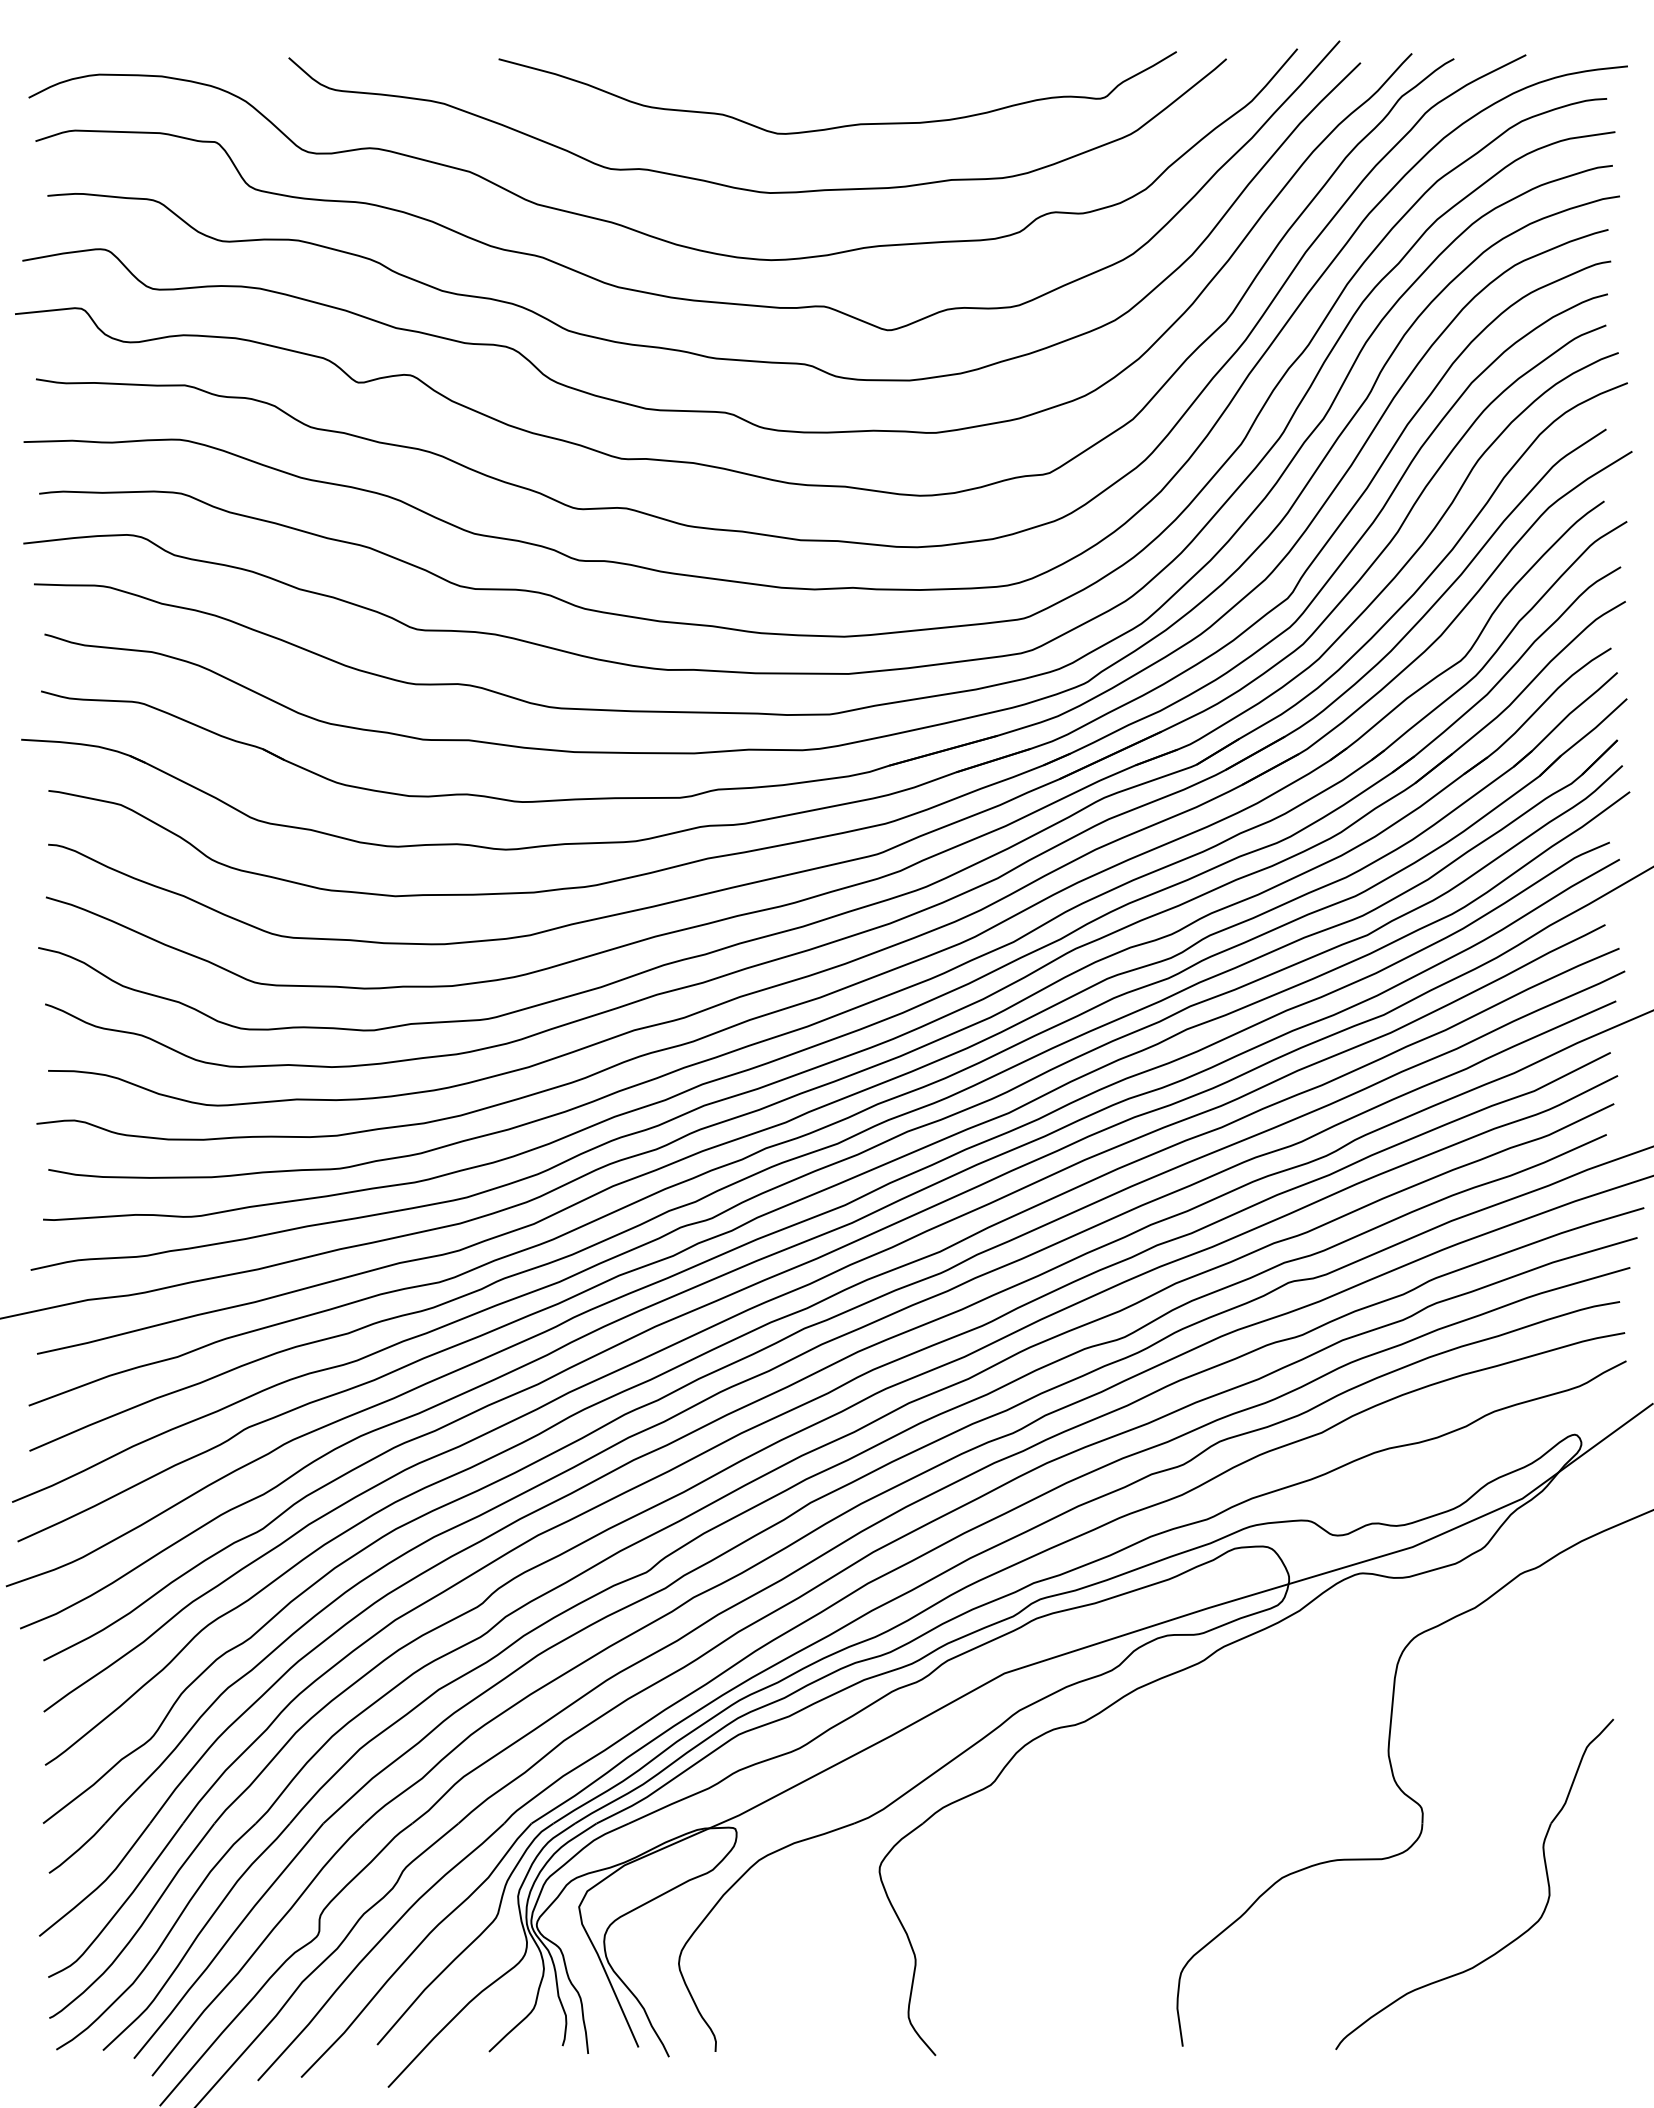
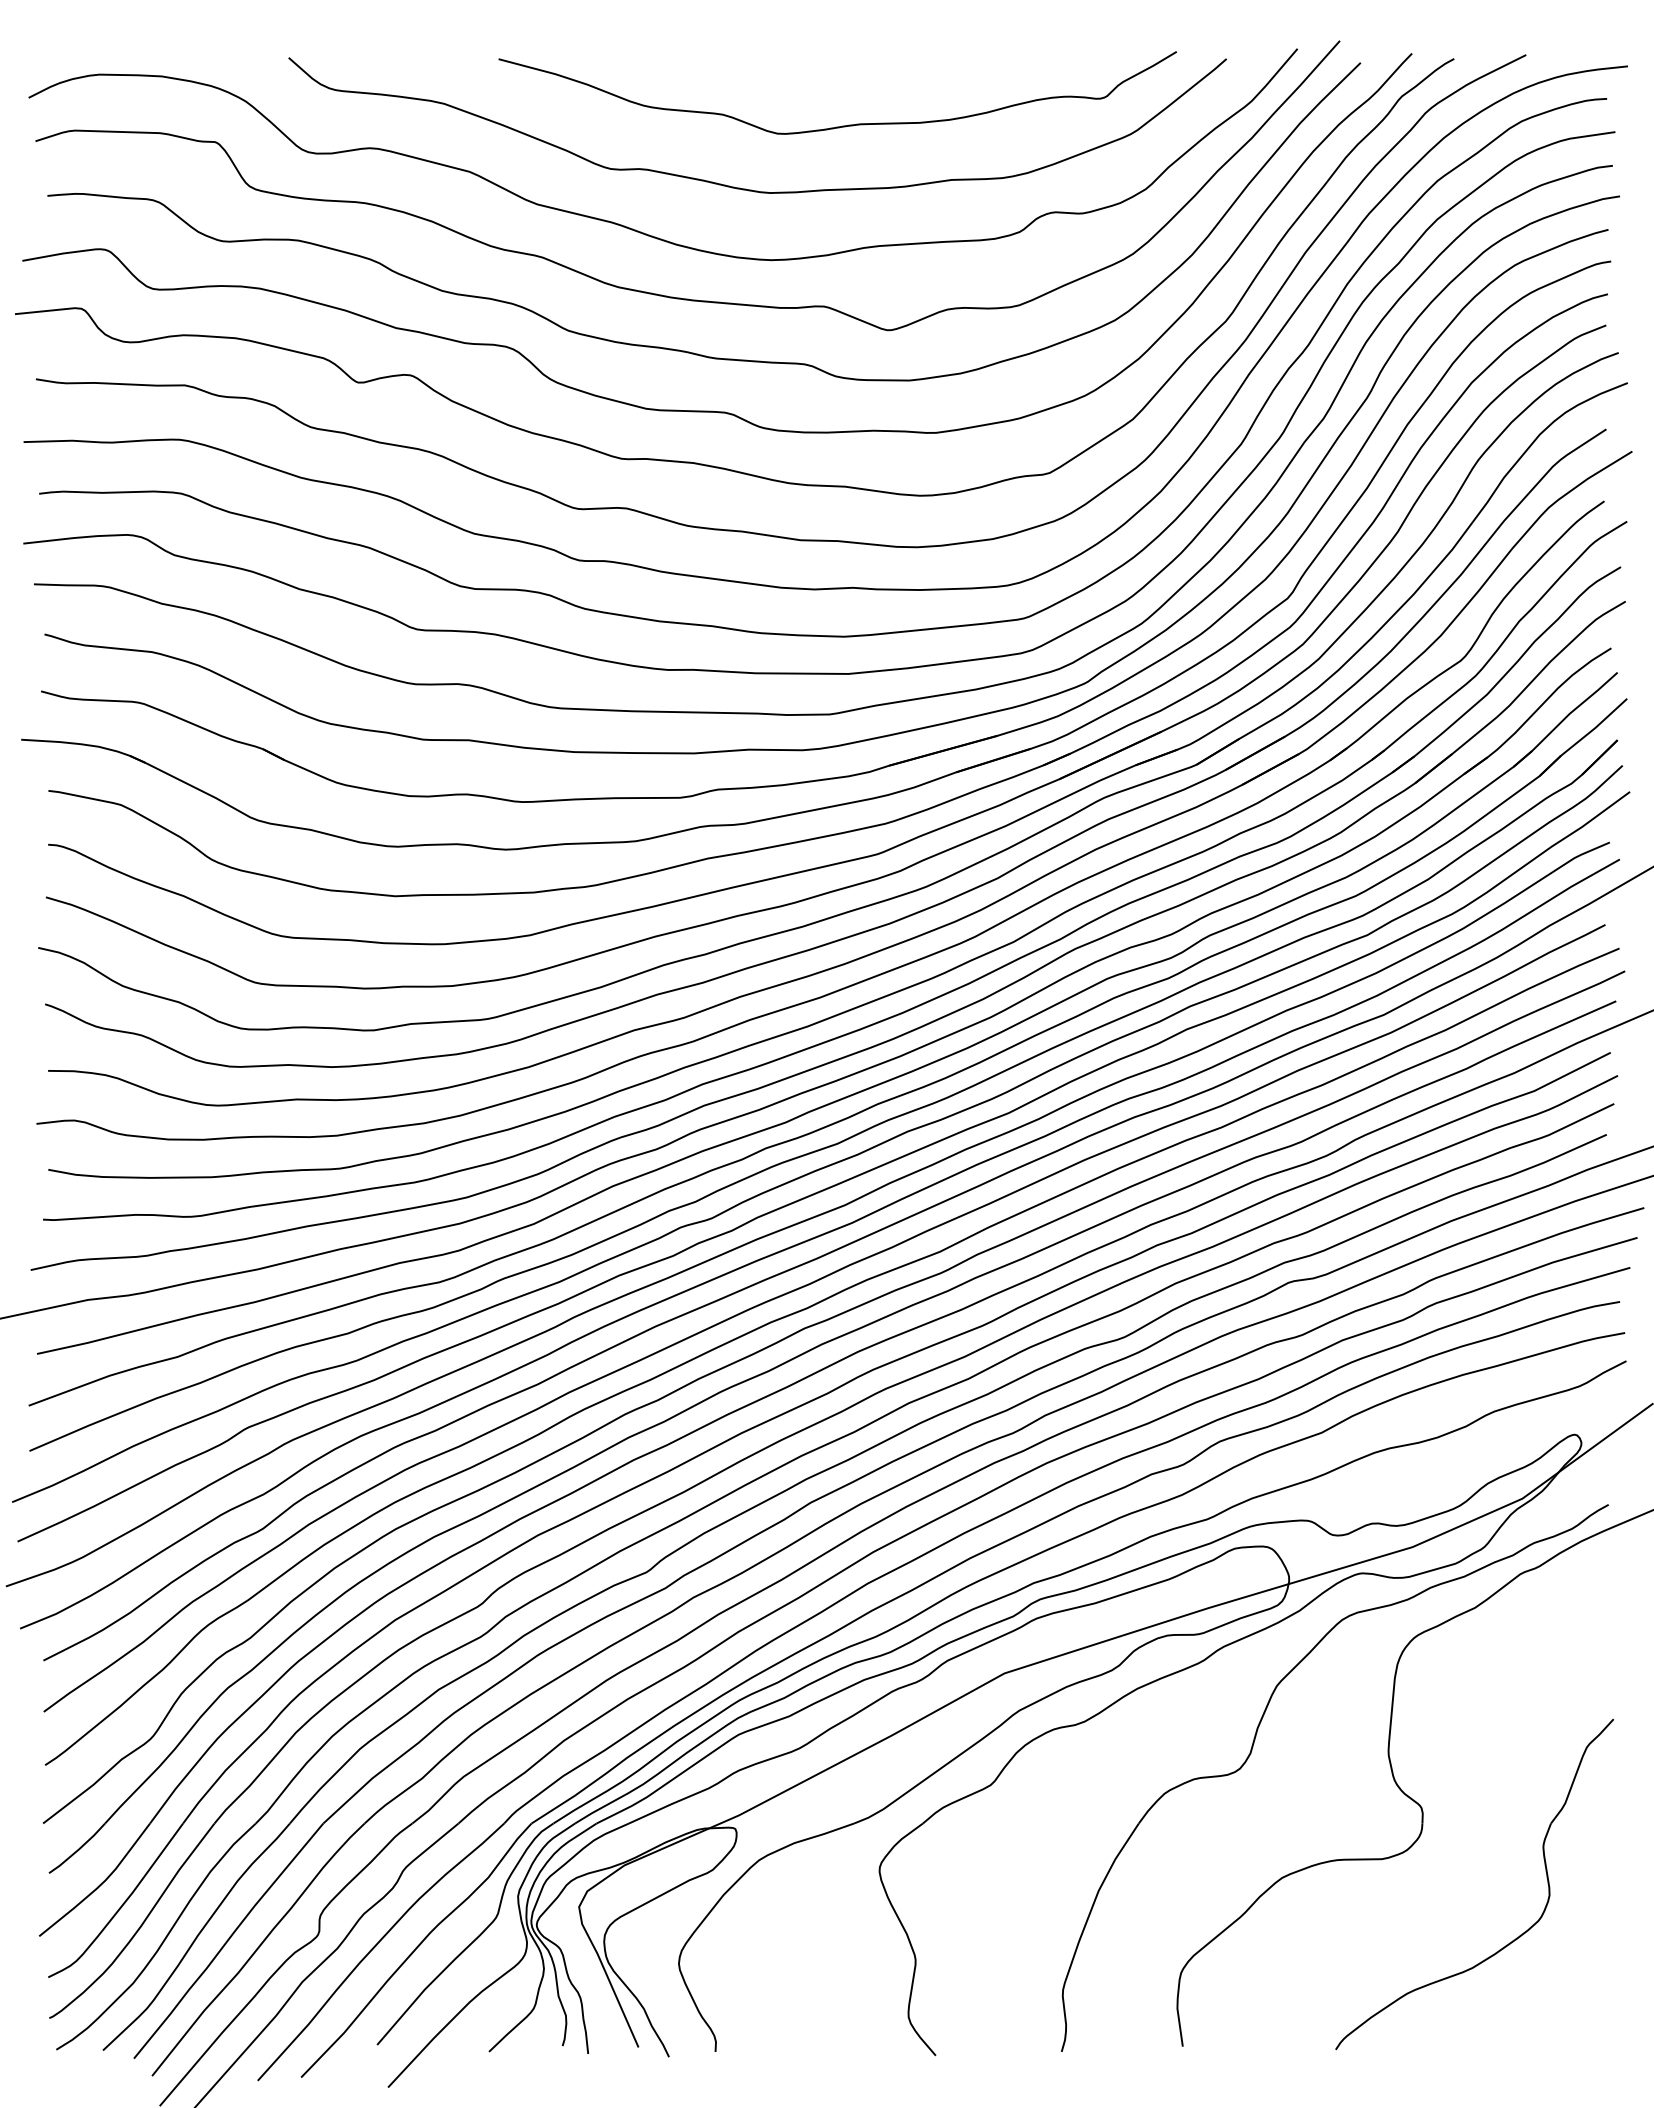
part: none -> present (1252, 1750)
